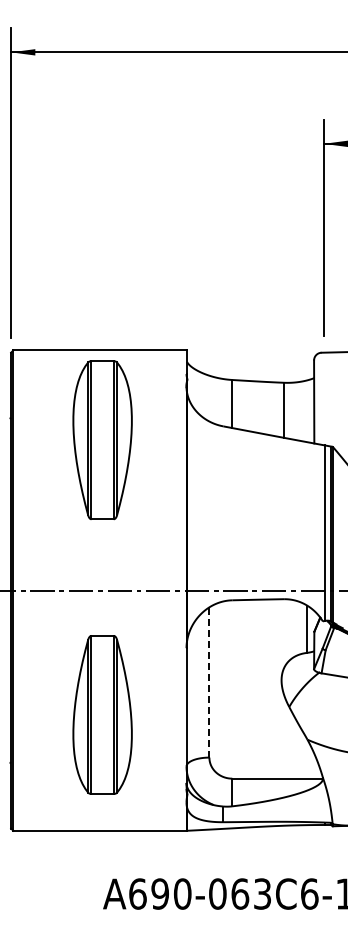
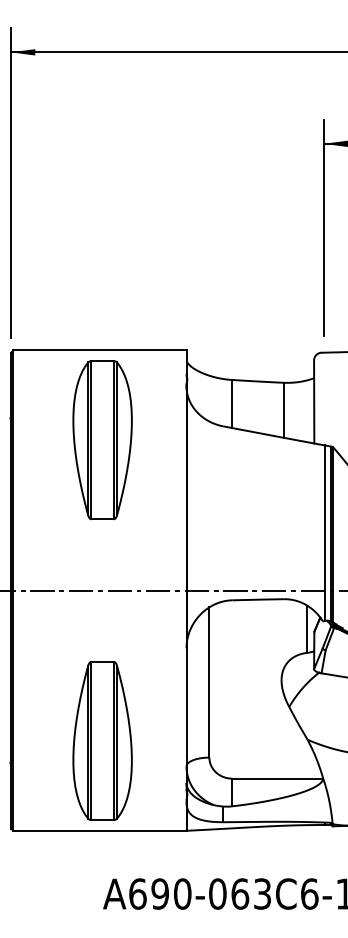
line: dashed -> solid (209, 682)
part position: (102, 714) -> (102, 740) (102, 740)
